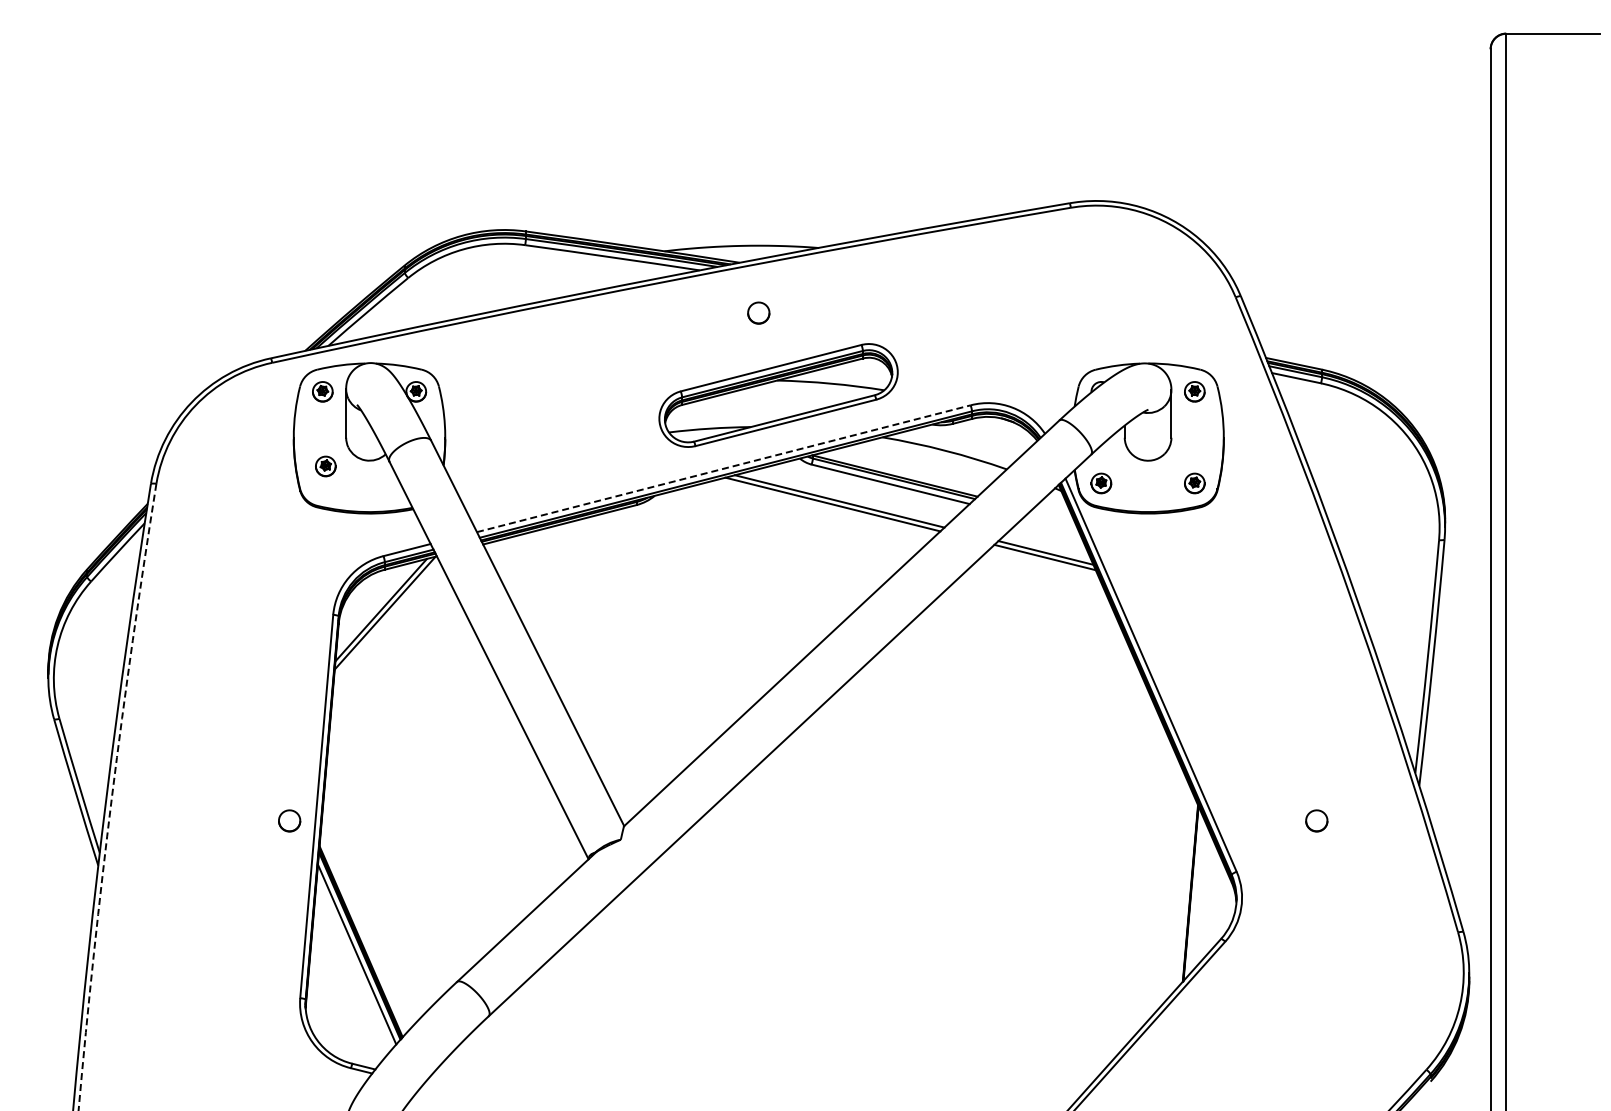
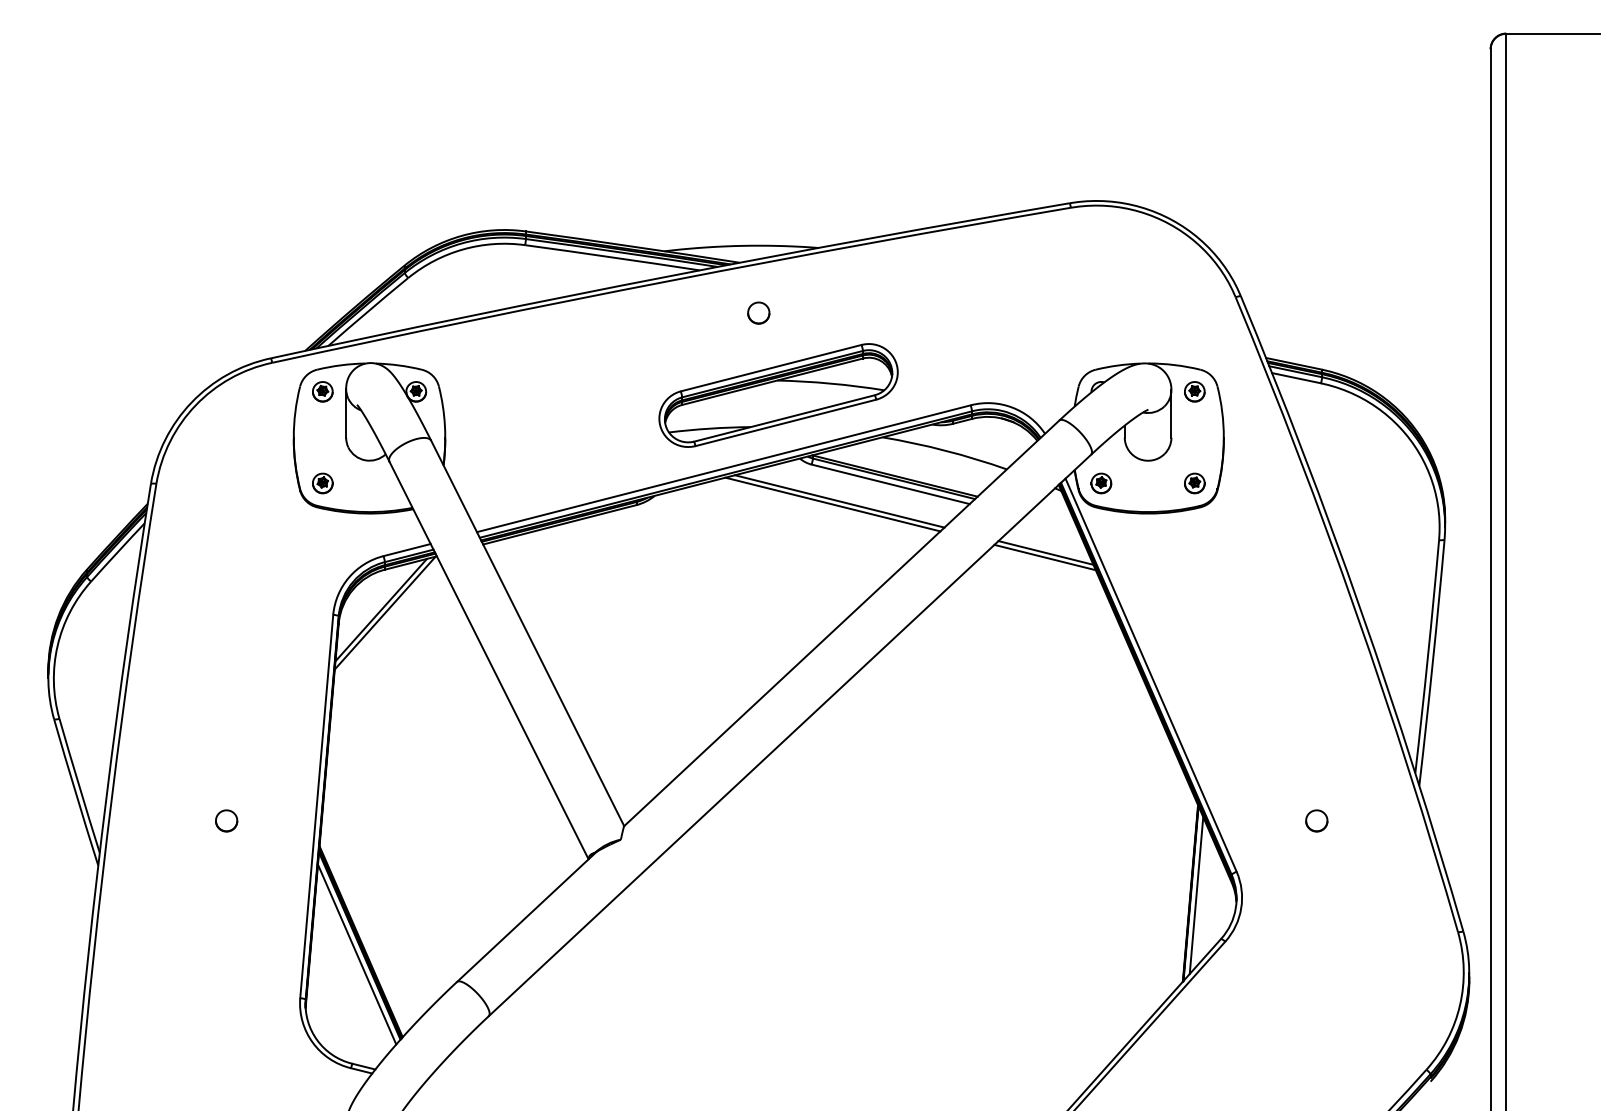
part position: (325, 466) -> (322, 483) (322, 483)
line: dashed -> solid (723, 468)
arc: dashed -> solid (112, 796)
part position: (289, 820) -> (226, 820) (226, 820)
line: none -> present (1196, 895)
